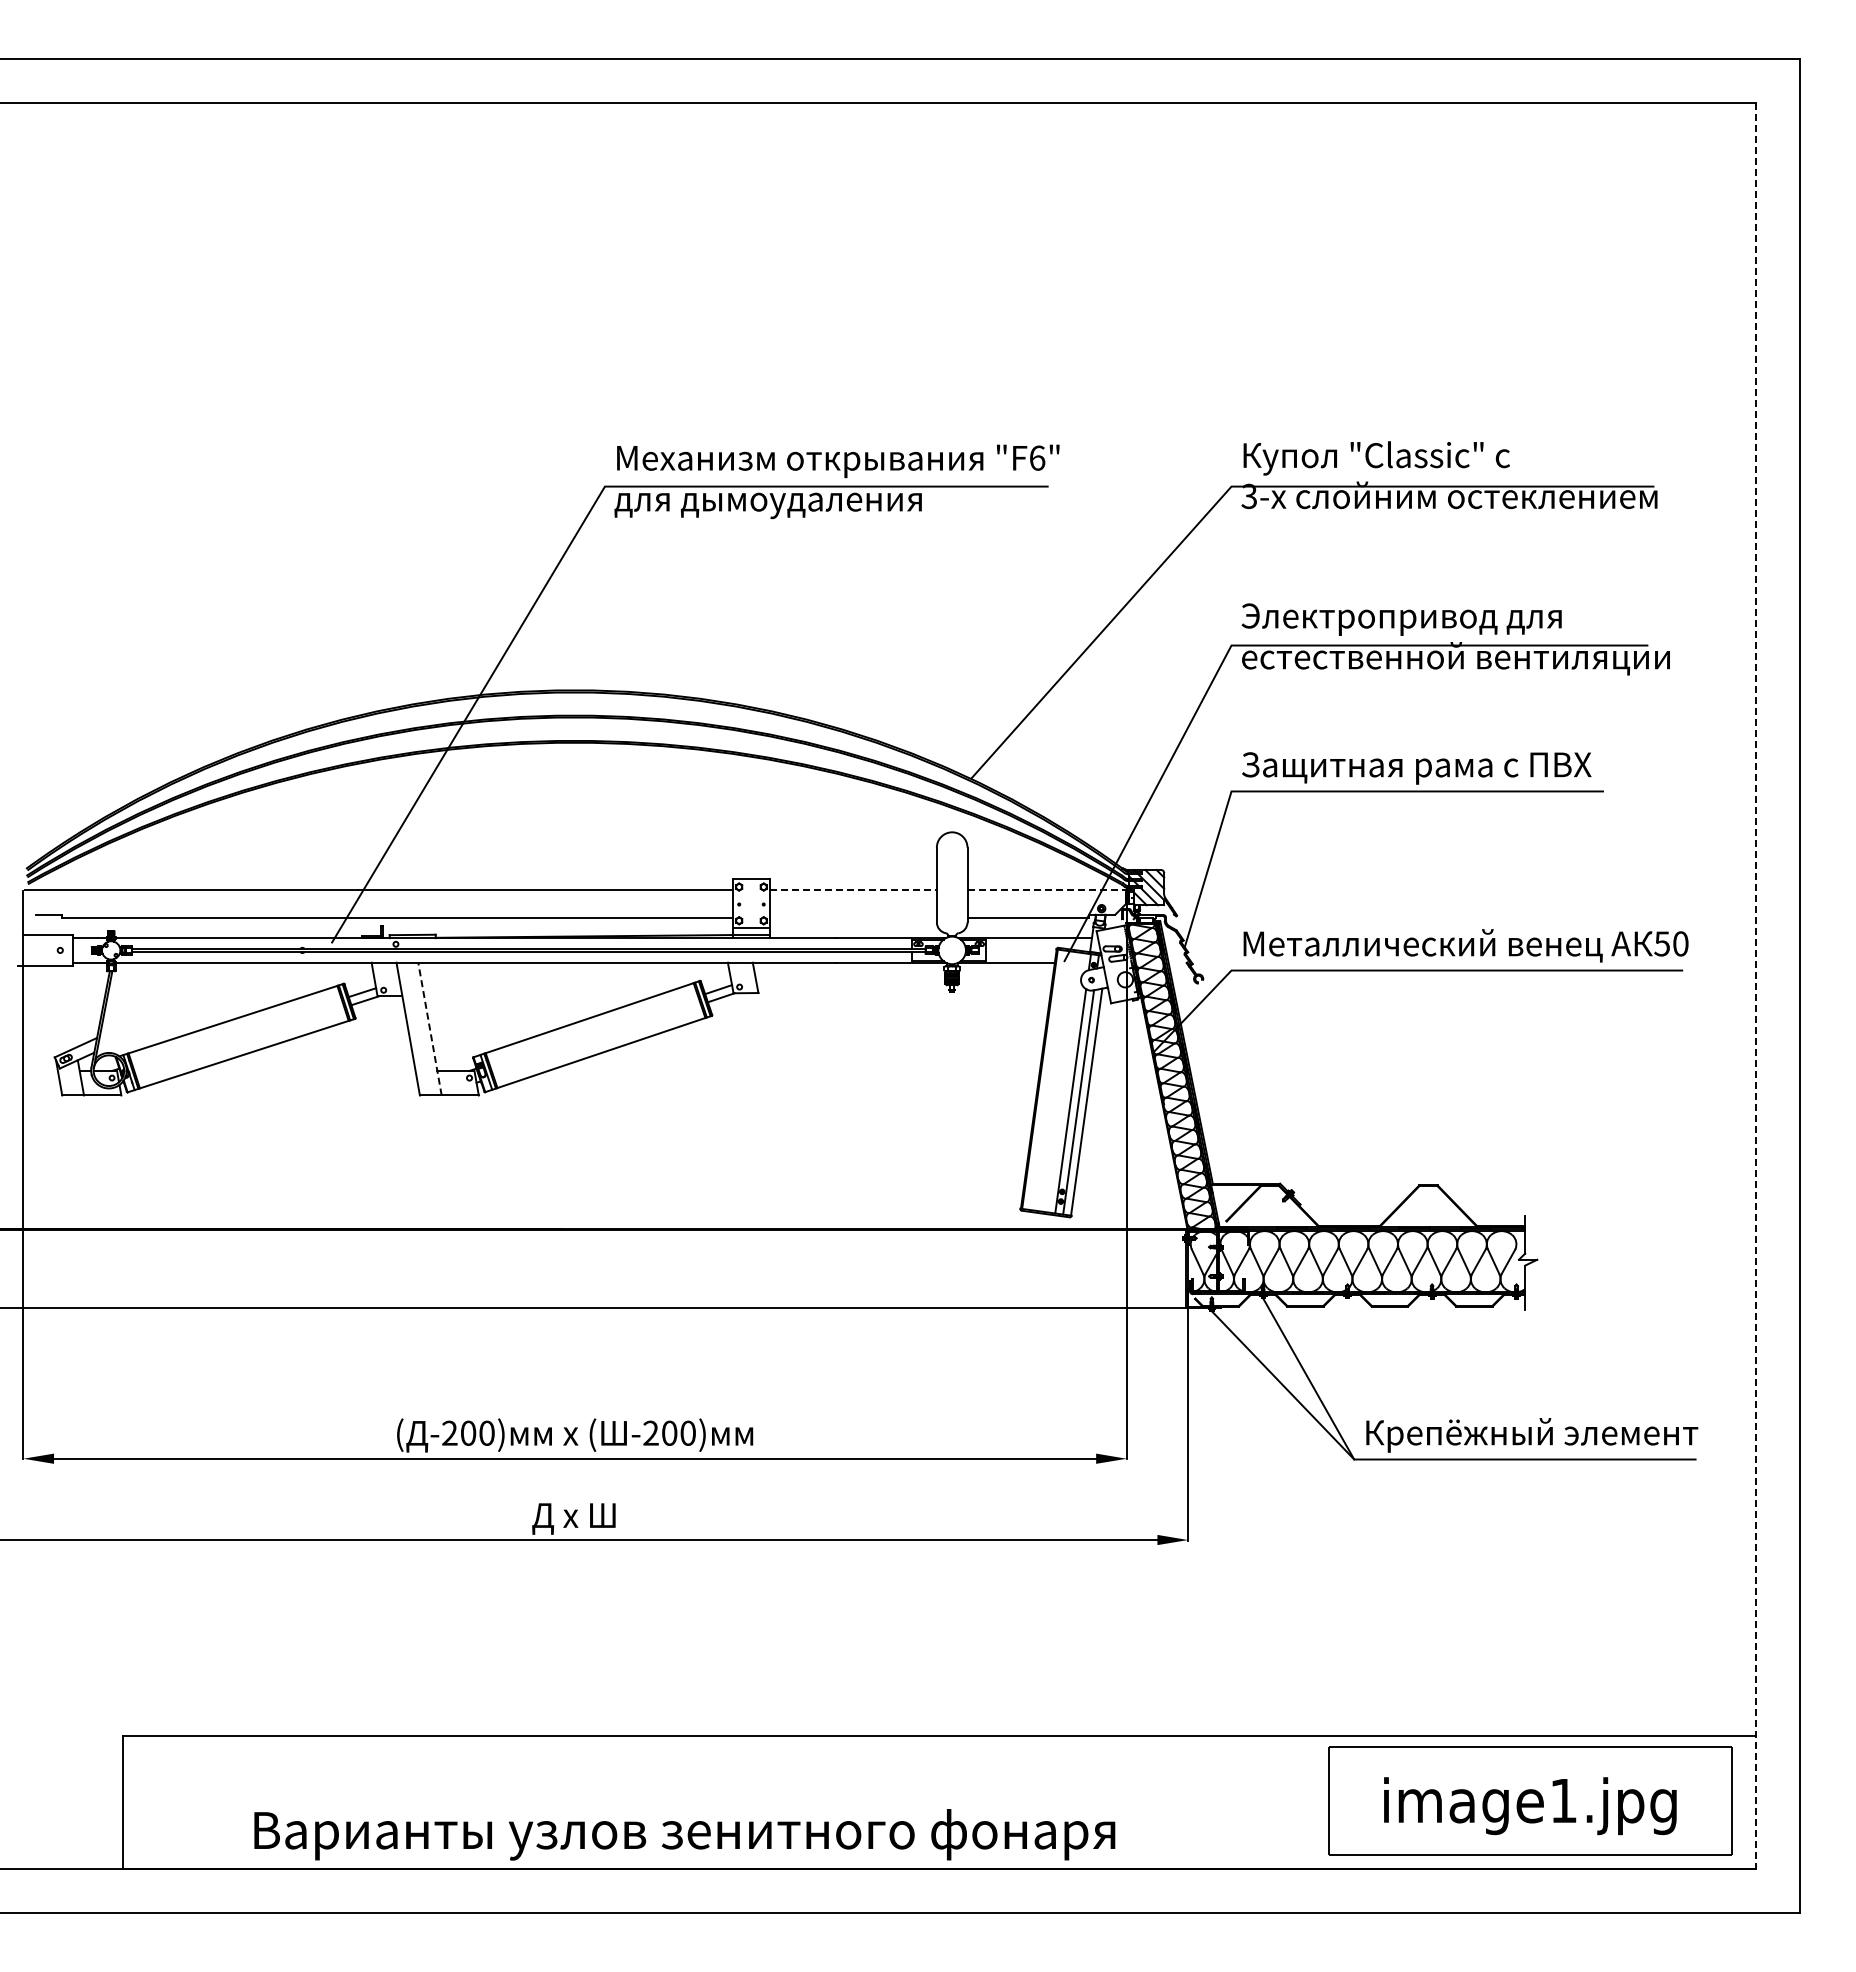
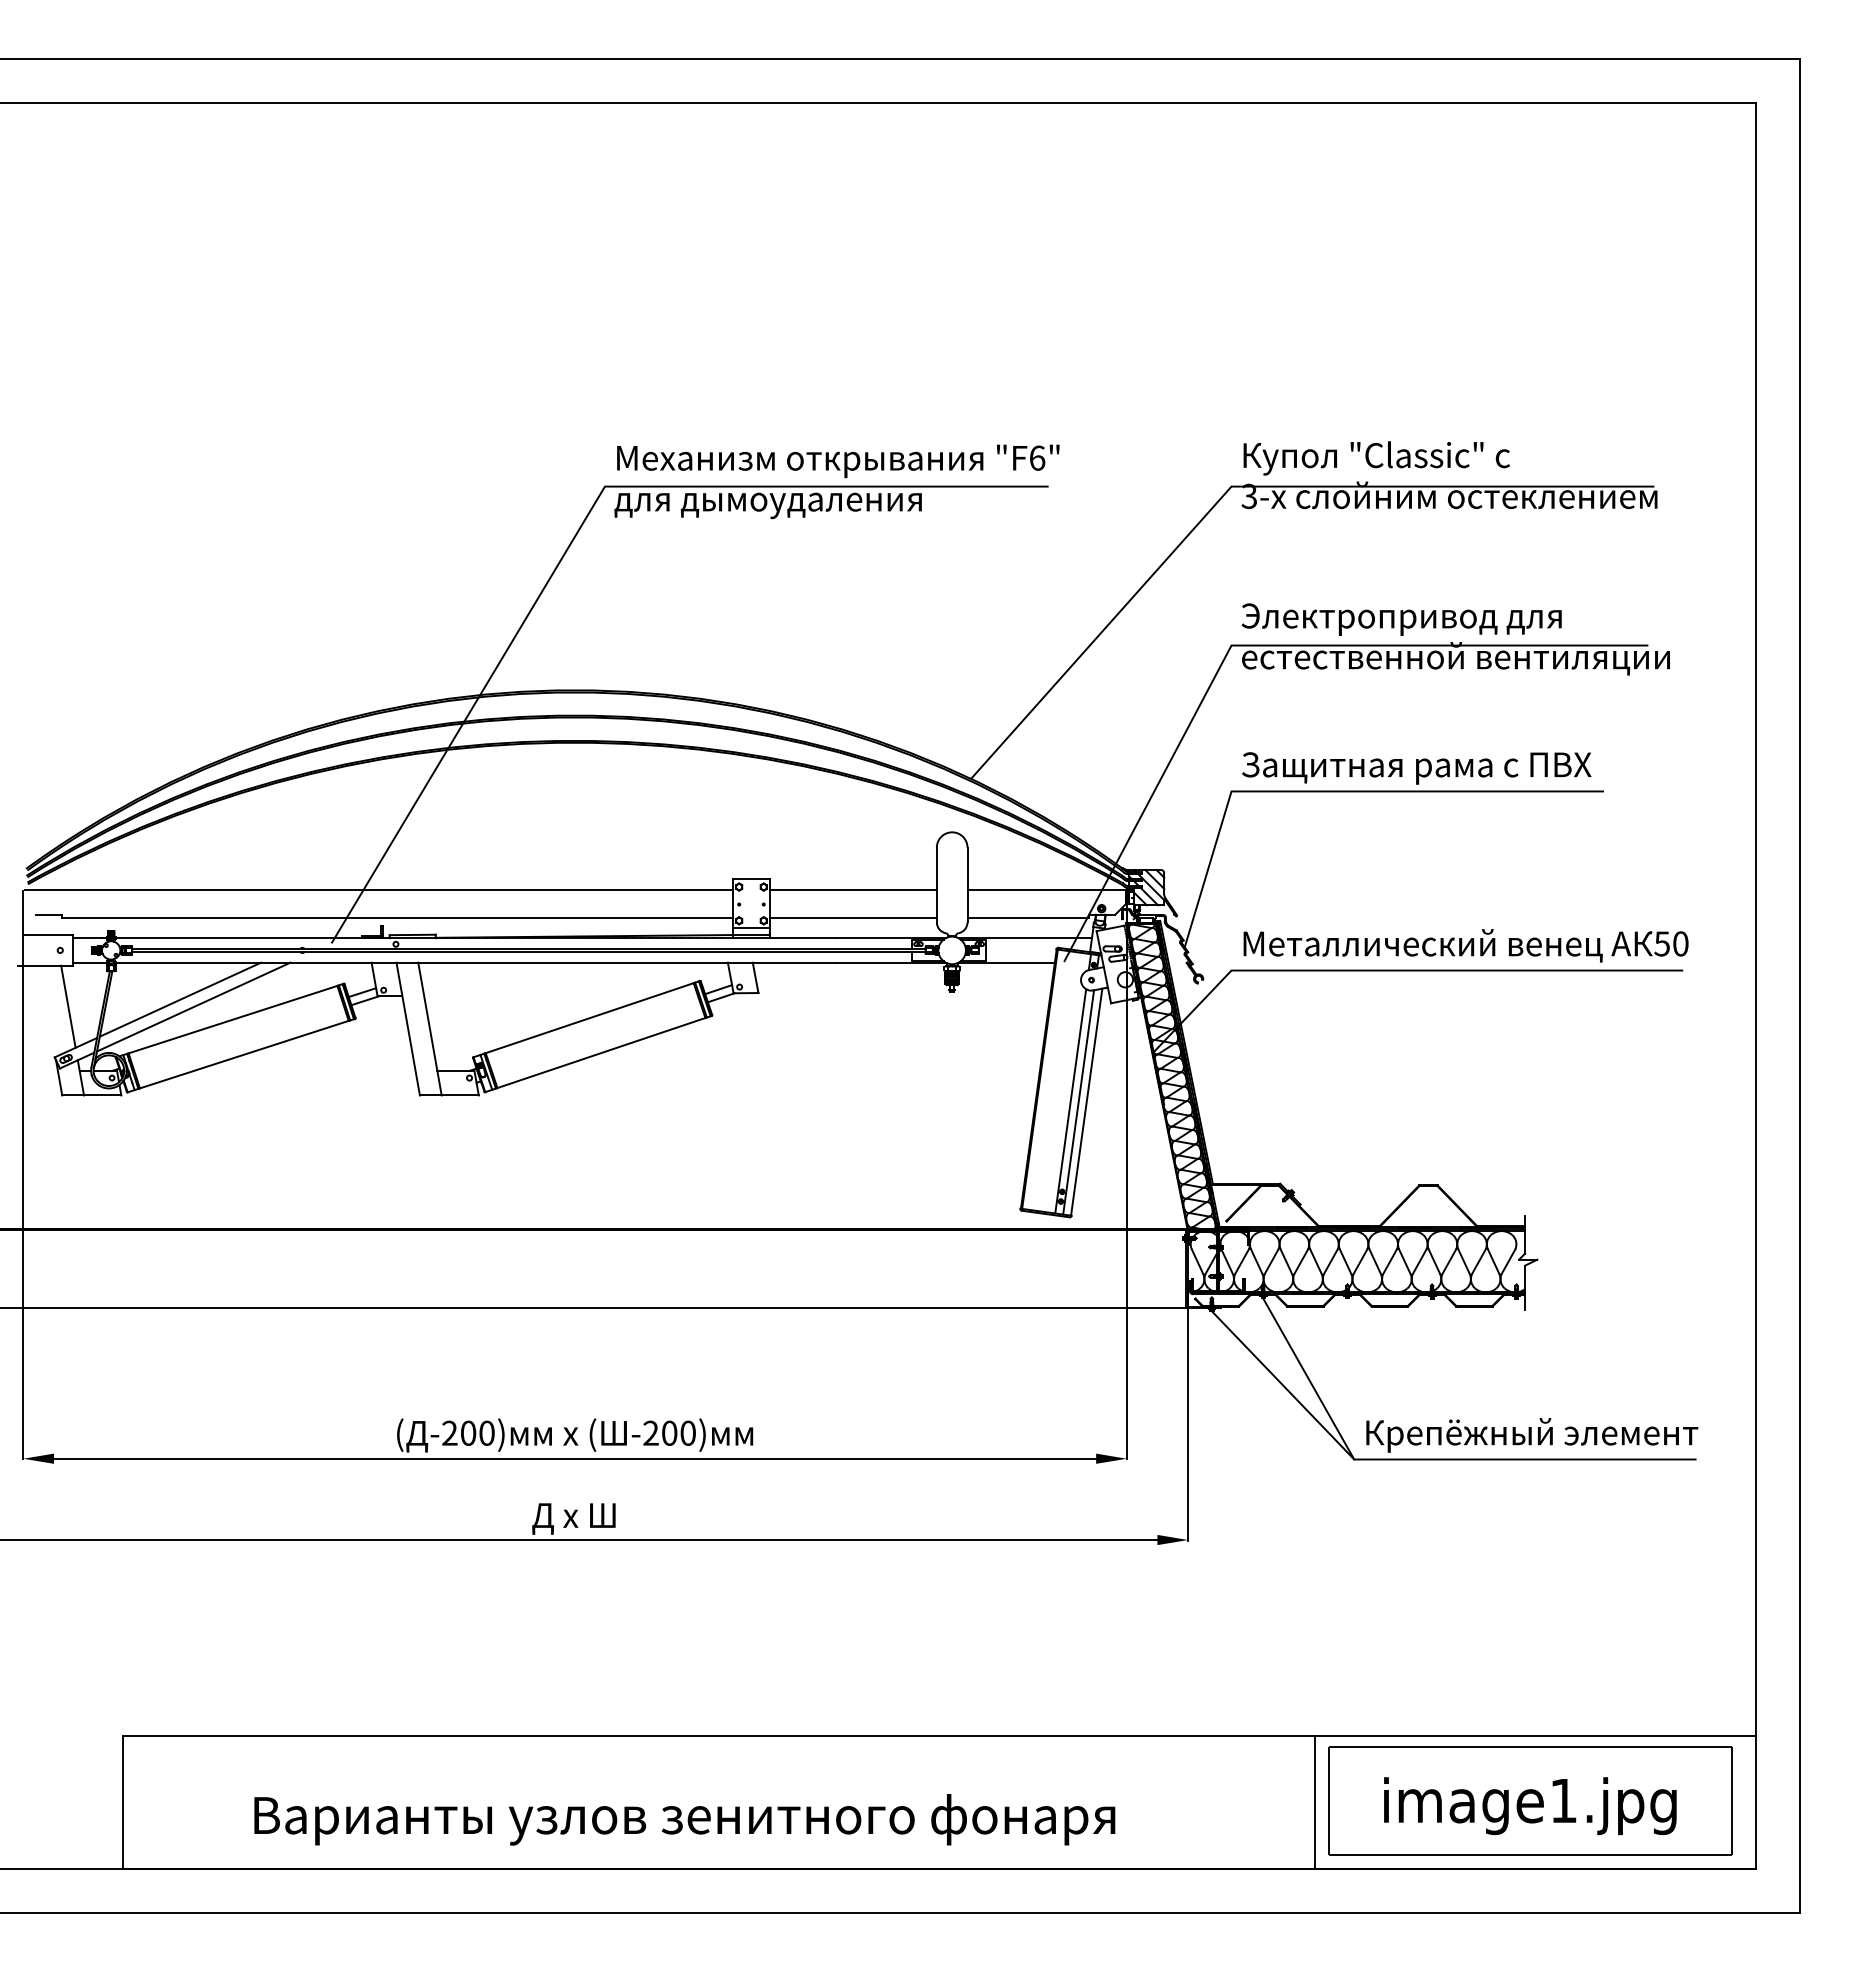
line: dashed -> solid (853, 890)
line: dashed -> solid (1047, 890)
line: none -> present (852, 917)
line: dashed -> solid (1756, 985)
line: none -> present (180, 999)
line: none -> present (68, 1006)
line: none -> present (193, 1006)
line: dashed -> solid (429, 1028)
line: none -> present (1314, 1802)
text position: (684, 1834) -> (684, 1819) (684, 1819)
